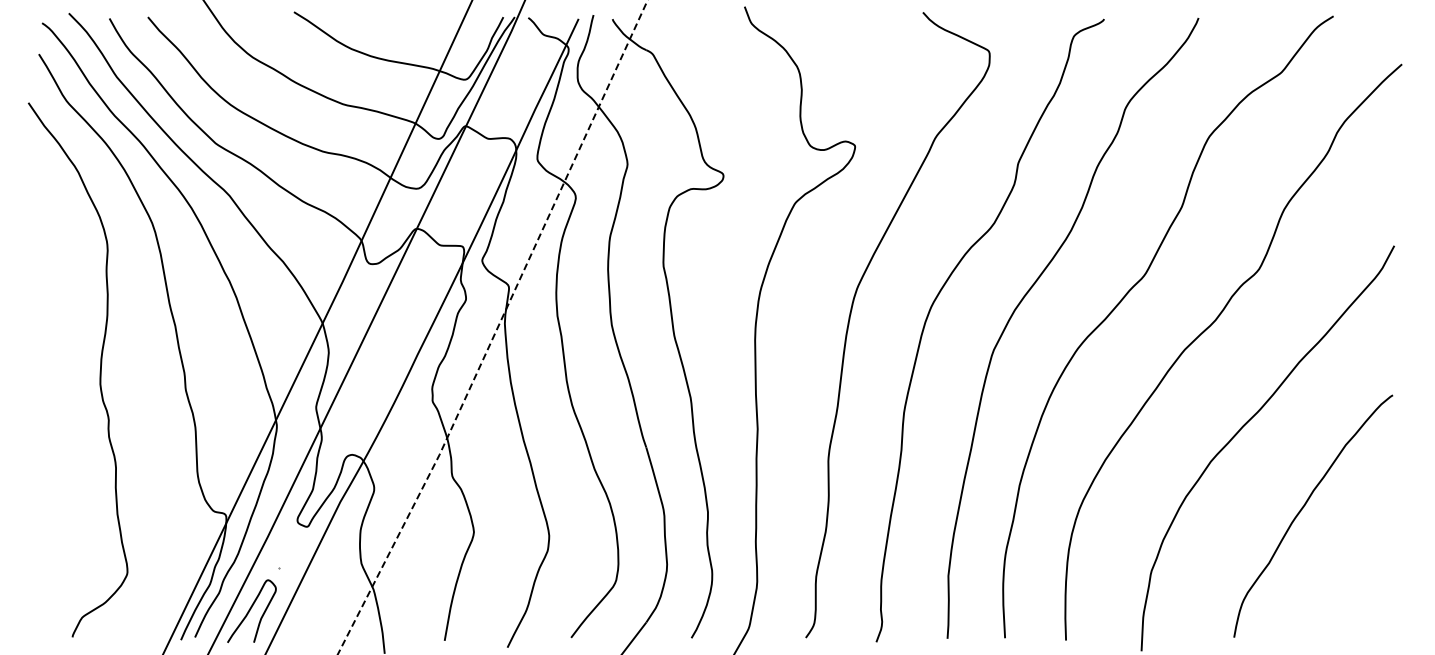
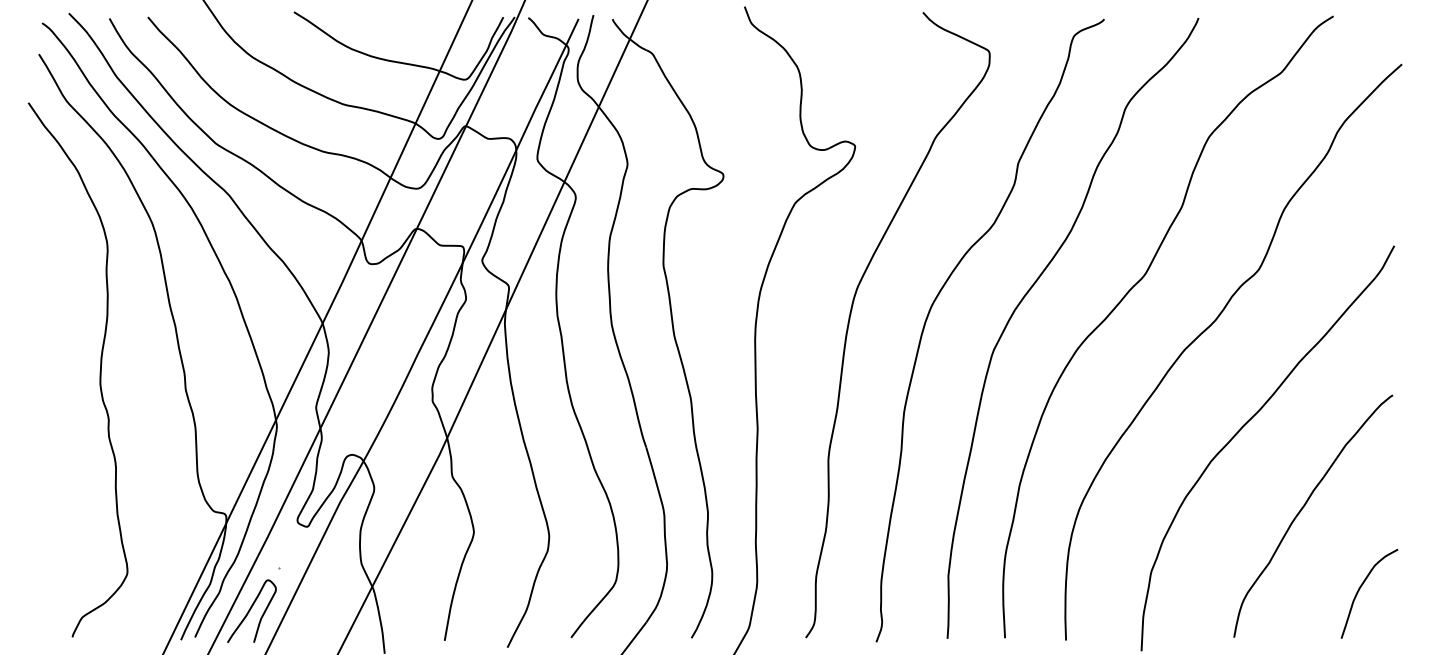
line: dashed -> solid (496, 329)
curve: none -> present (1360, 589)
